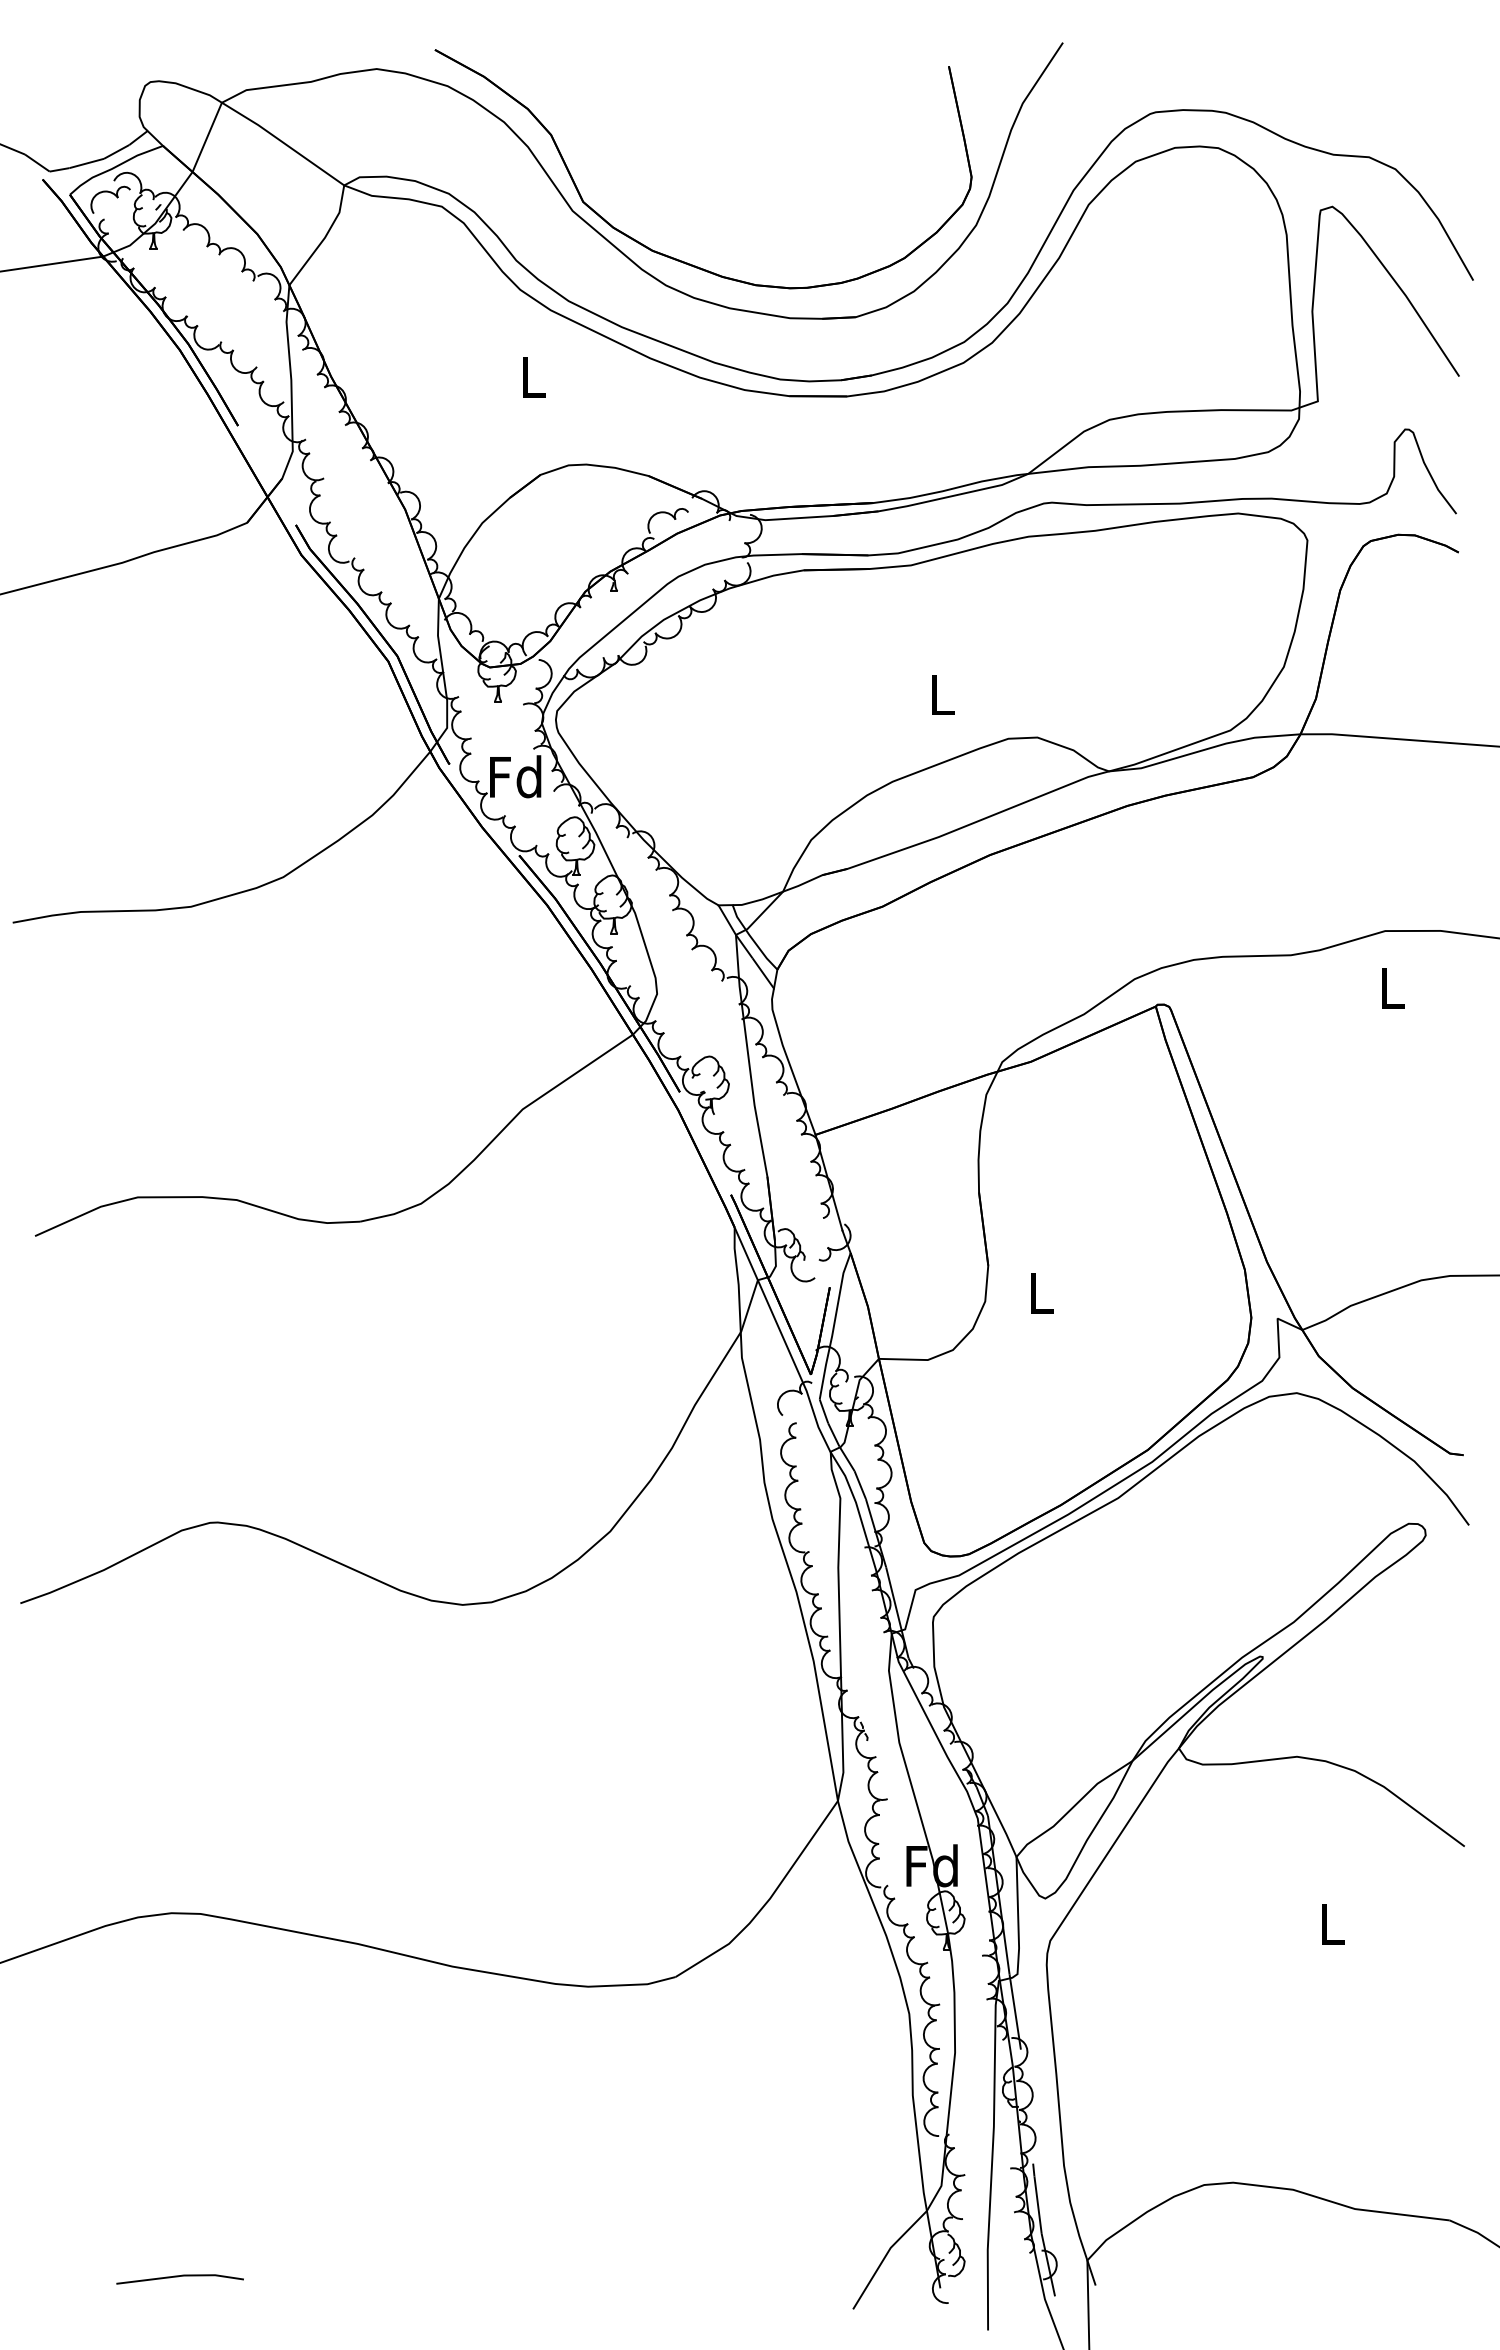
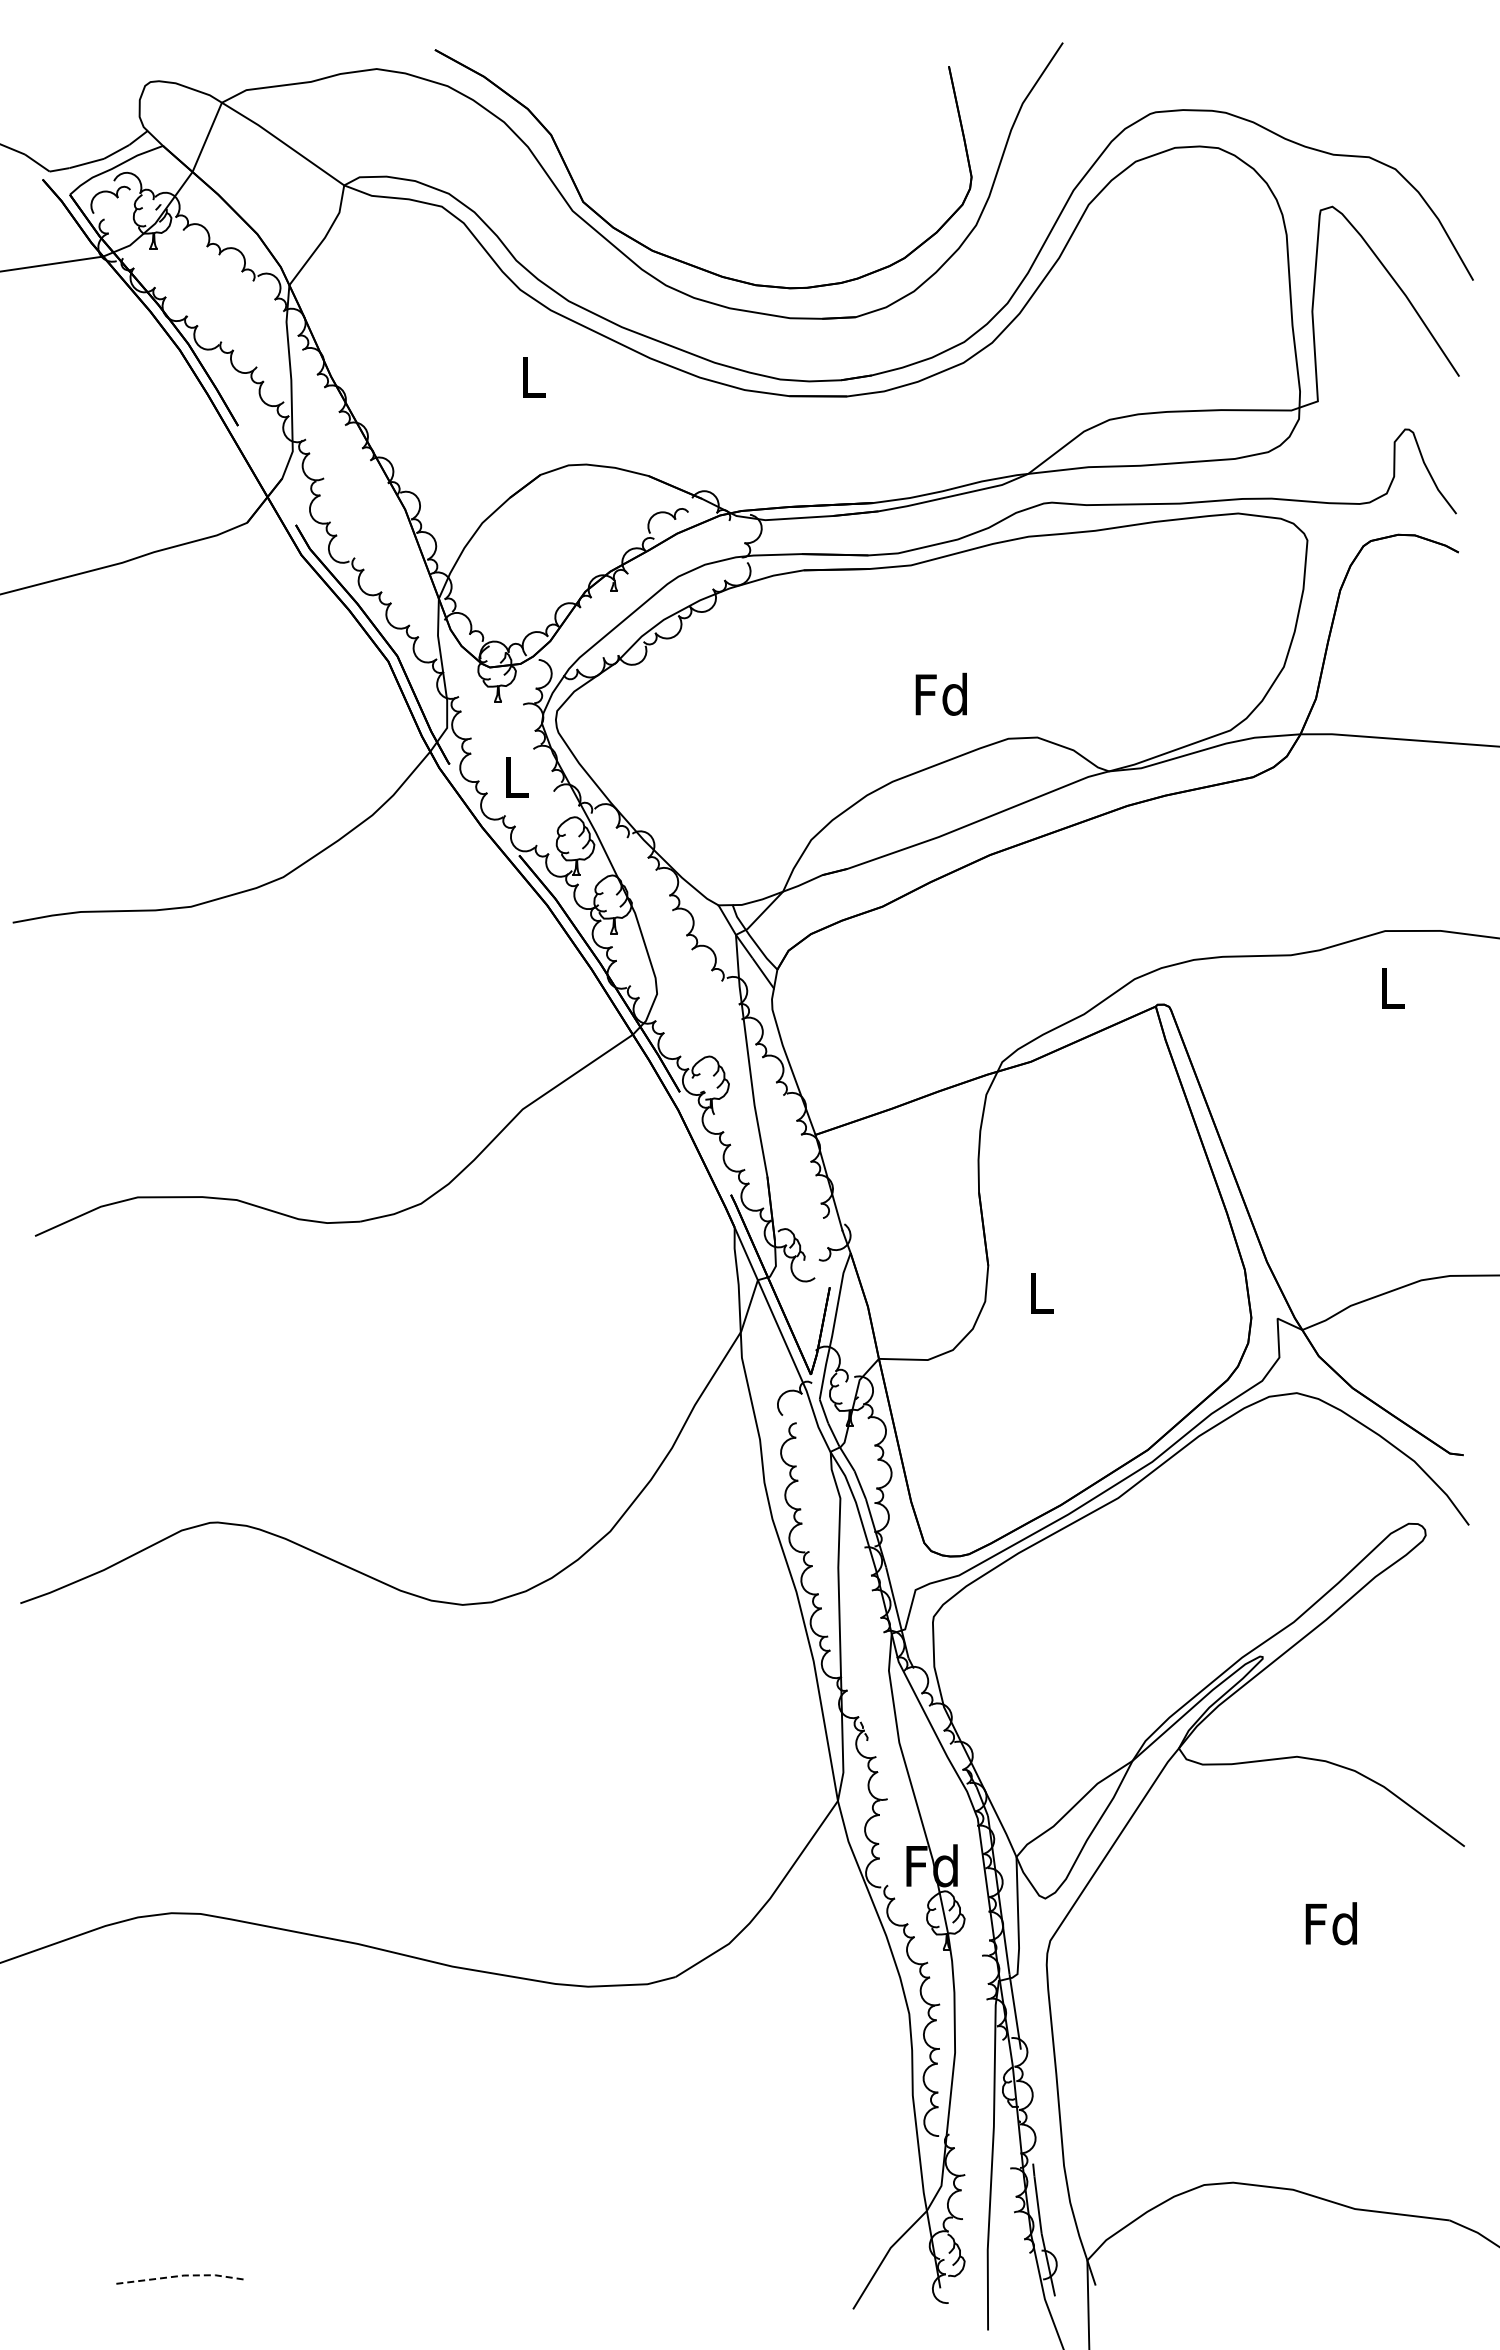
text: L -> Fd (940, 693)
text: Fd -> L (515, 776)
text: L -> Fd (1330, 1923)
line: solid -> dashed (182, 2275)
